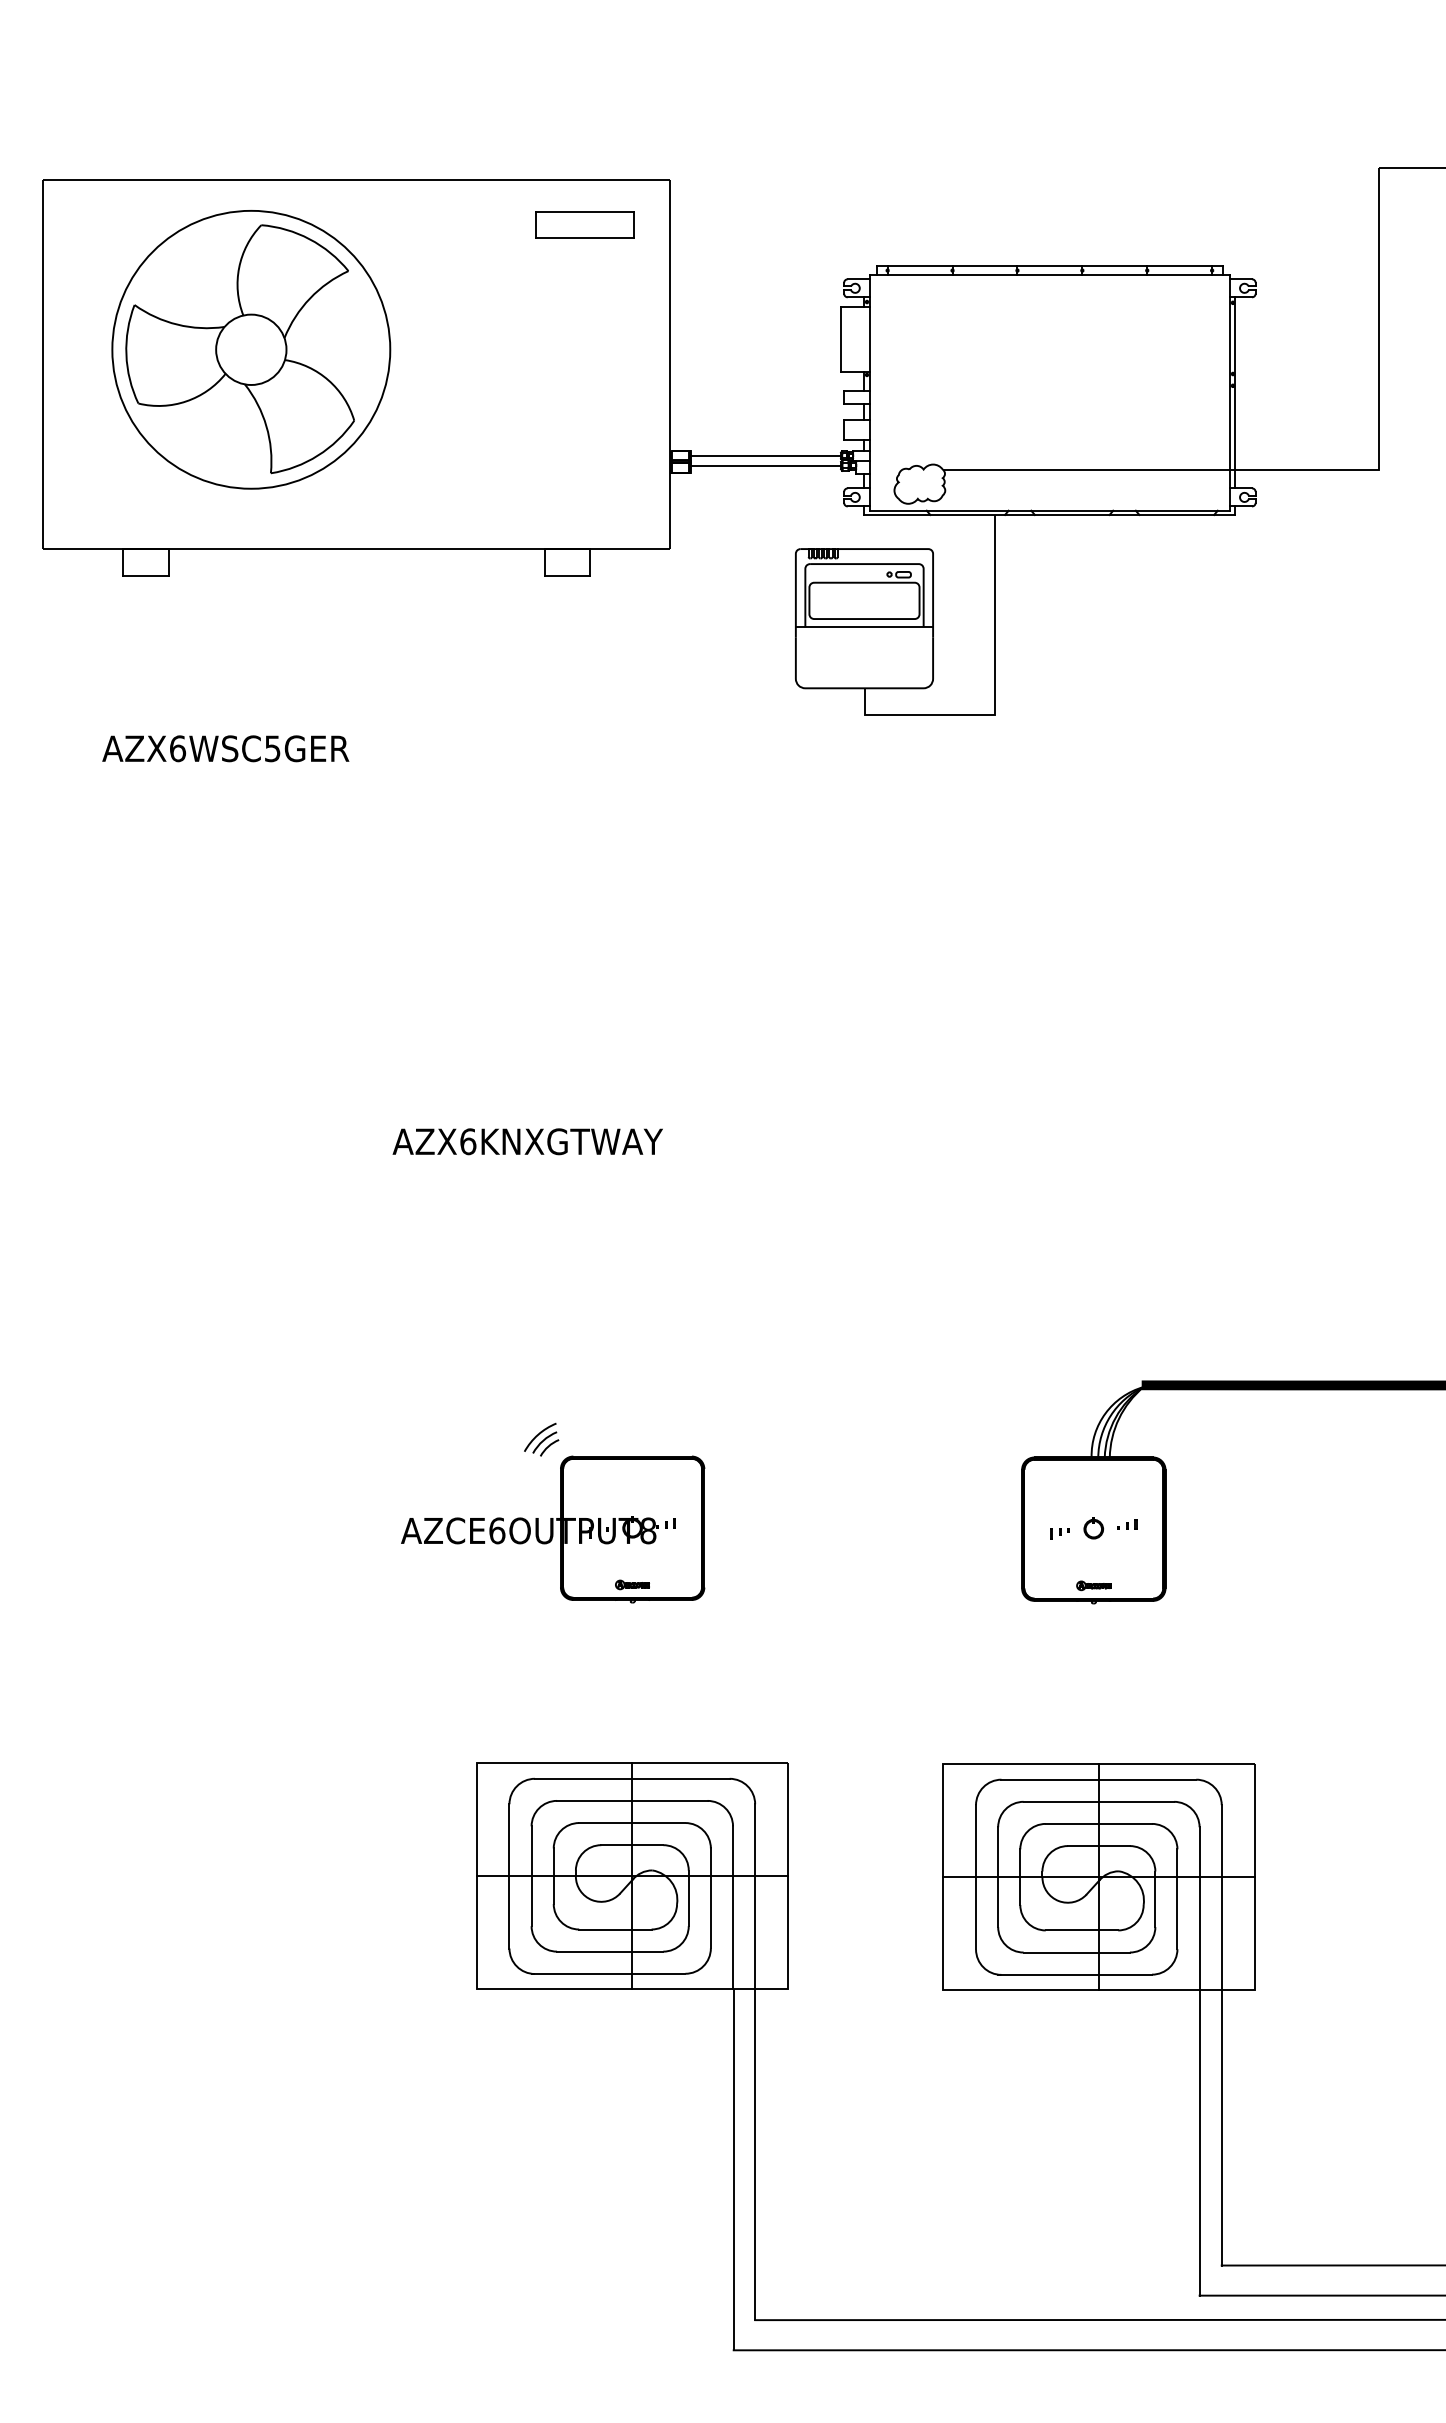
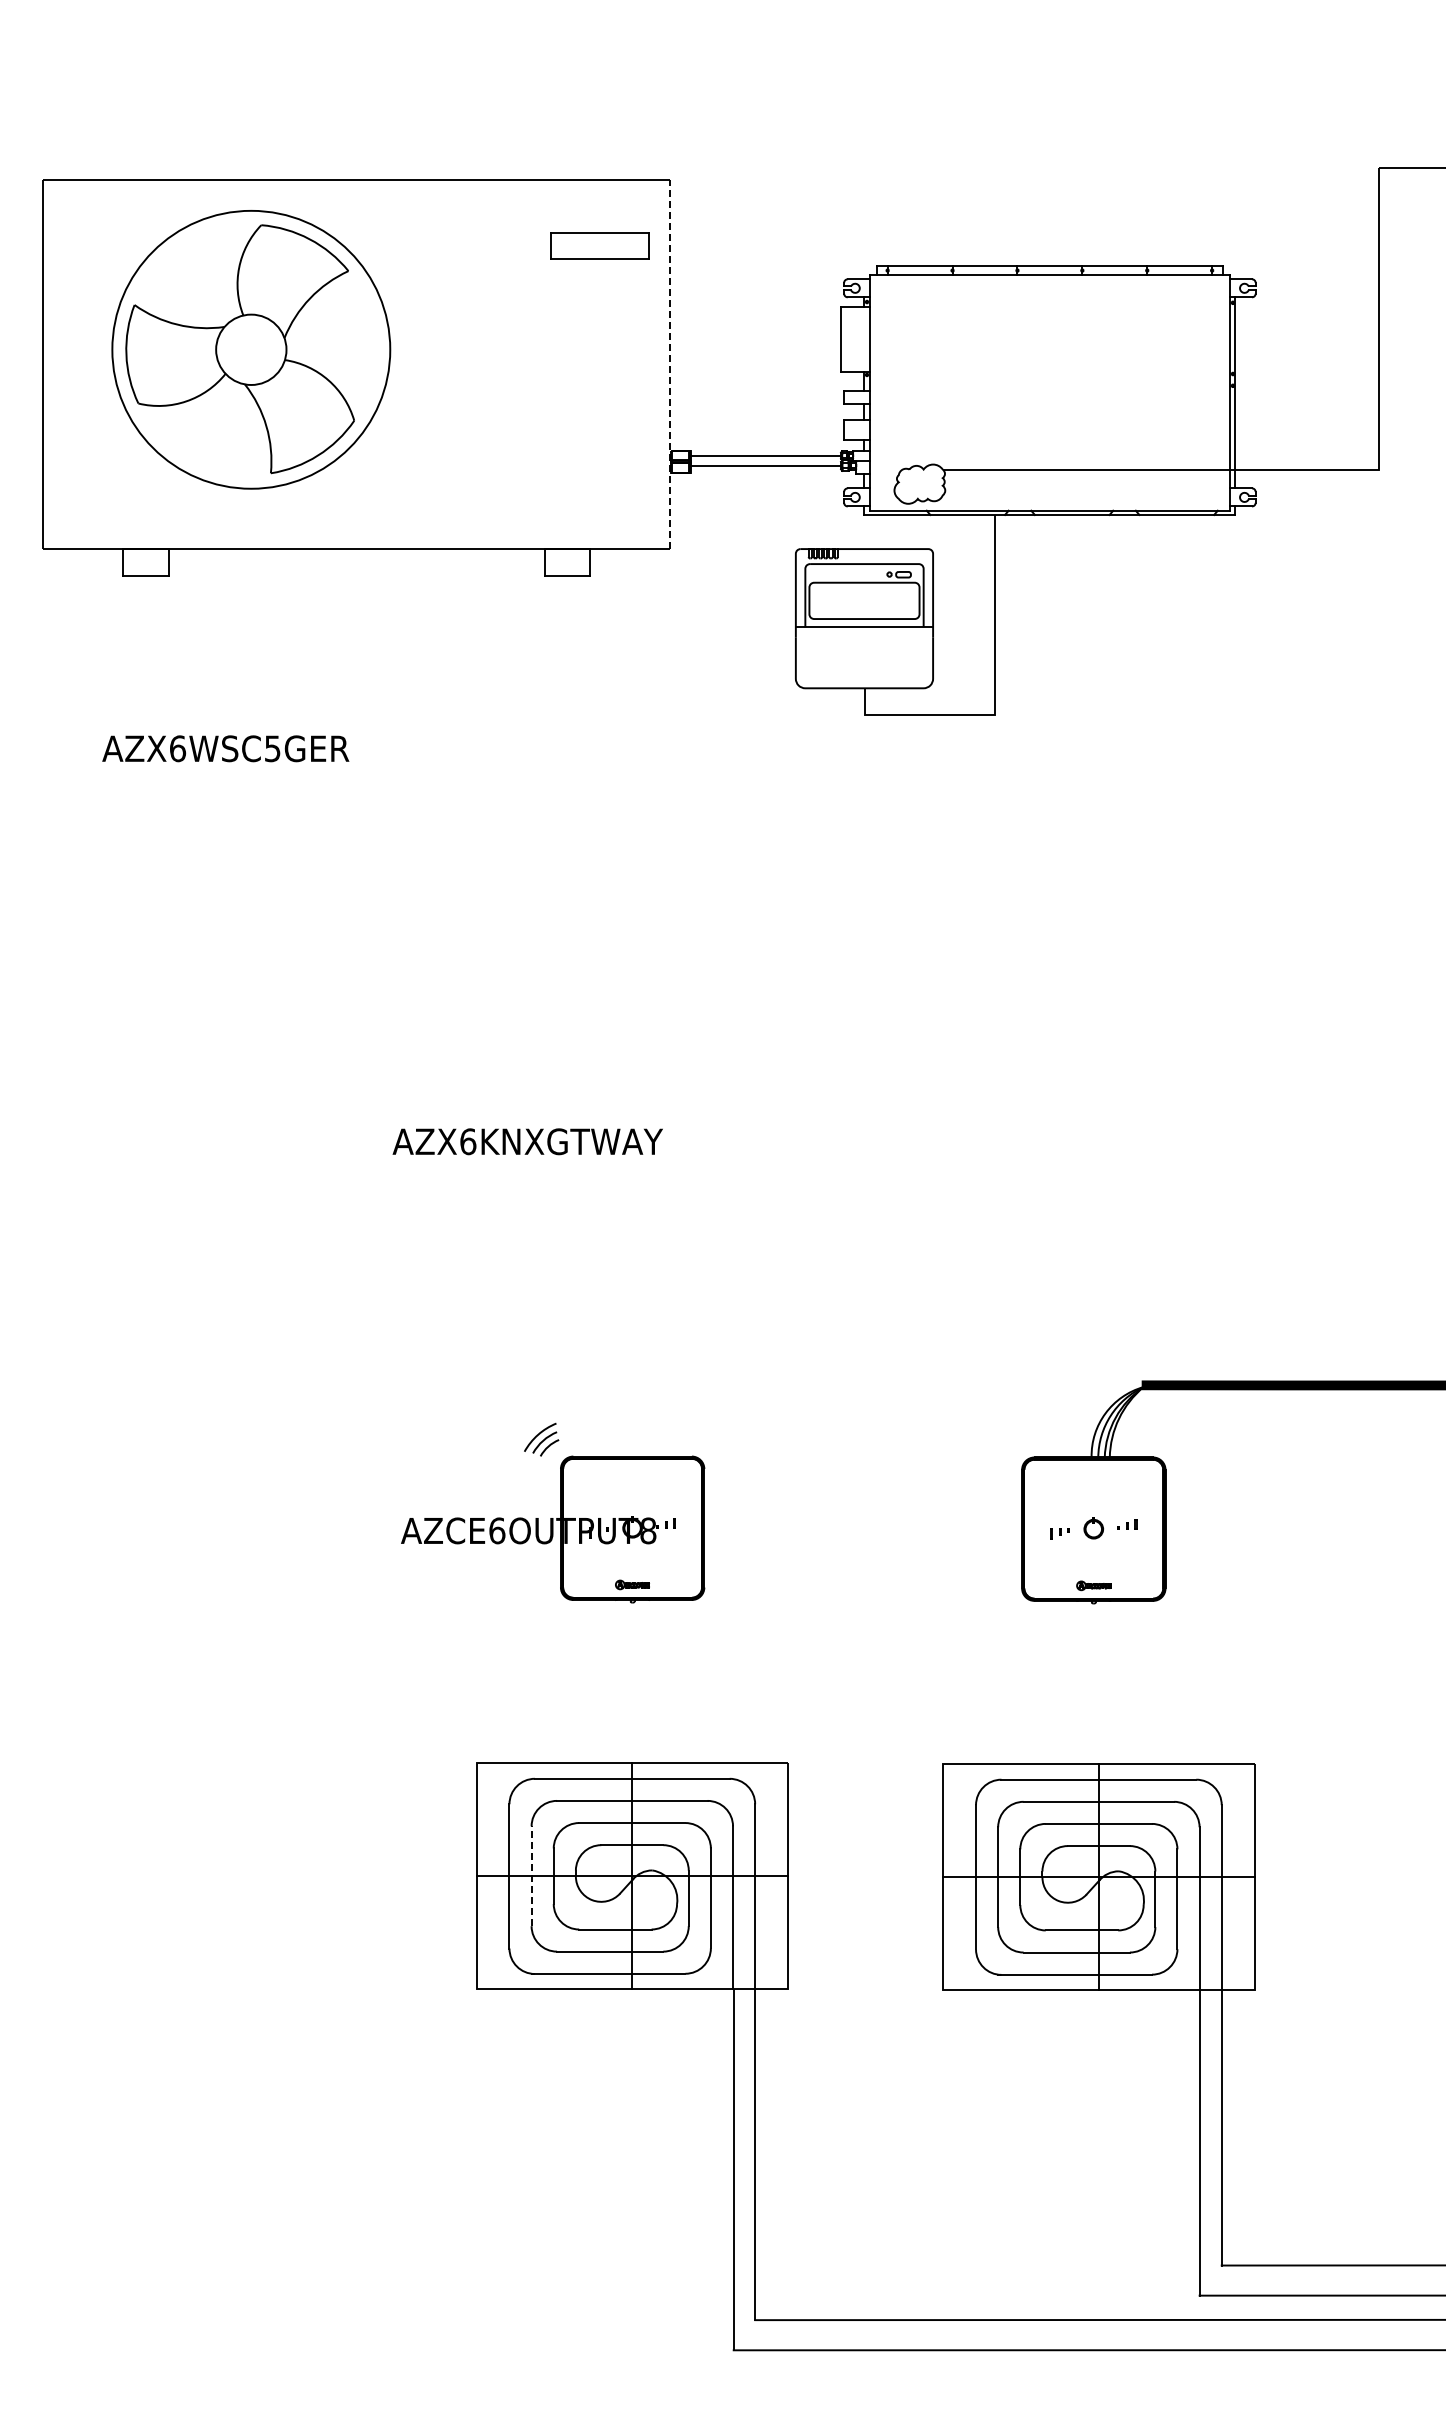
part position: (584, 224) -> (599, 245) (599, 245)
line: solid -> dashed (669, 364)
line: solid -> dashed (531, 1876)
